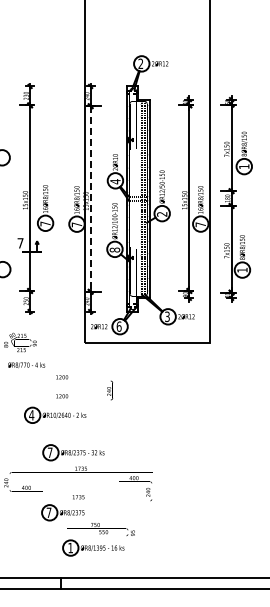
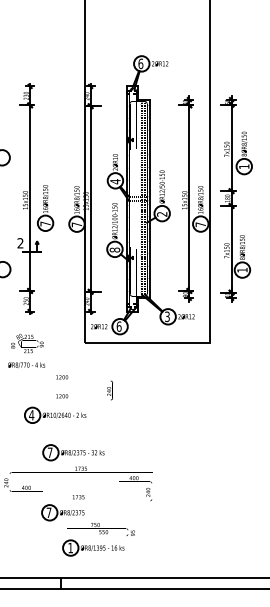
text: 2 -> 6 (140, 63)
line: dashed -> solid (90, 199)
text: 7 -> 2 (20, 243)
text position: (20, 342) -> (27, 343) (27, 343)
